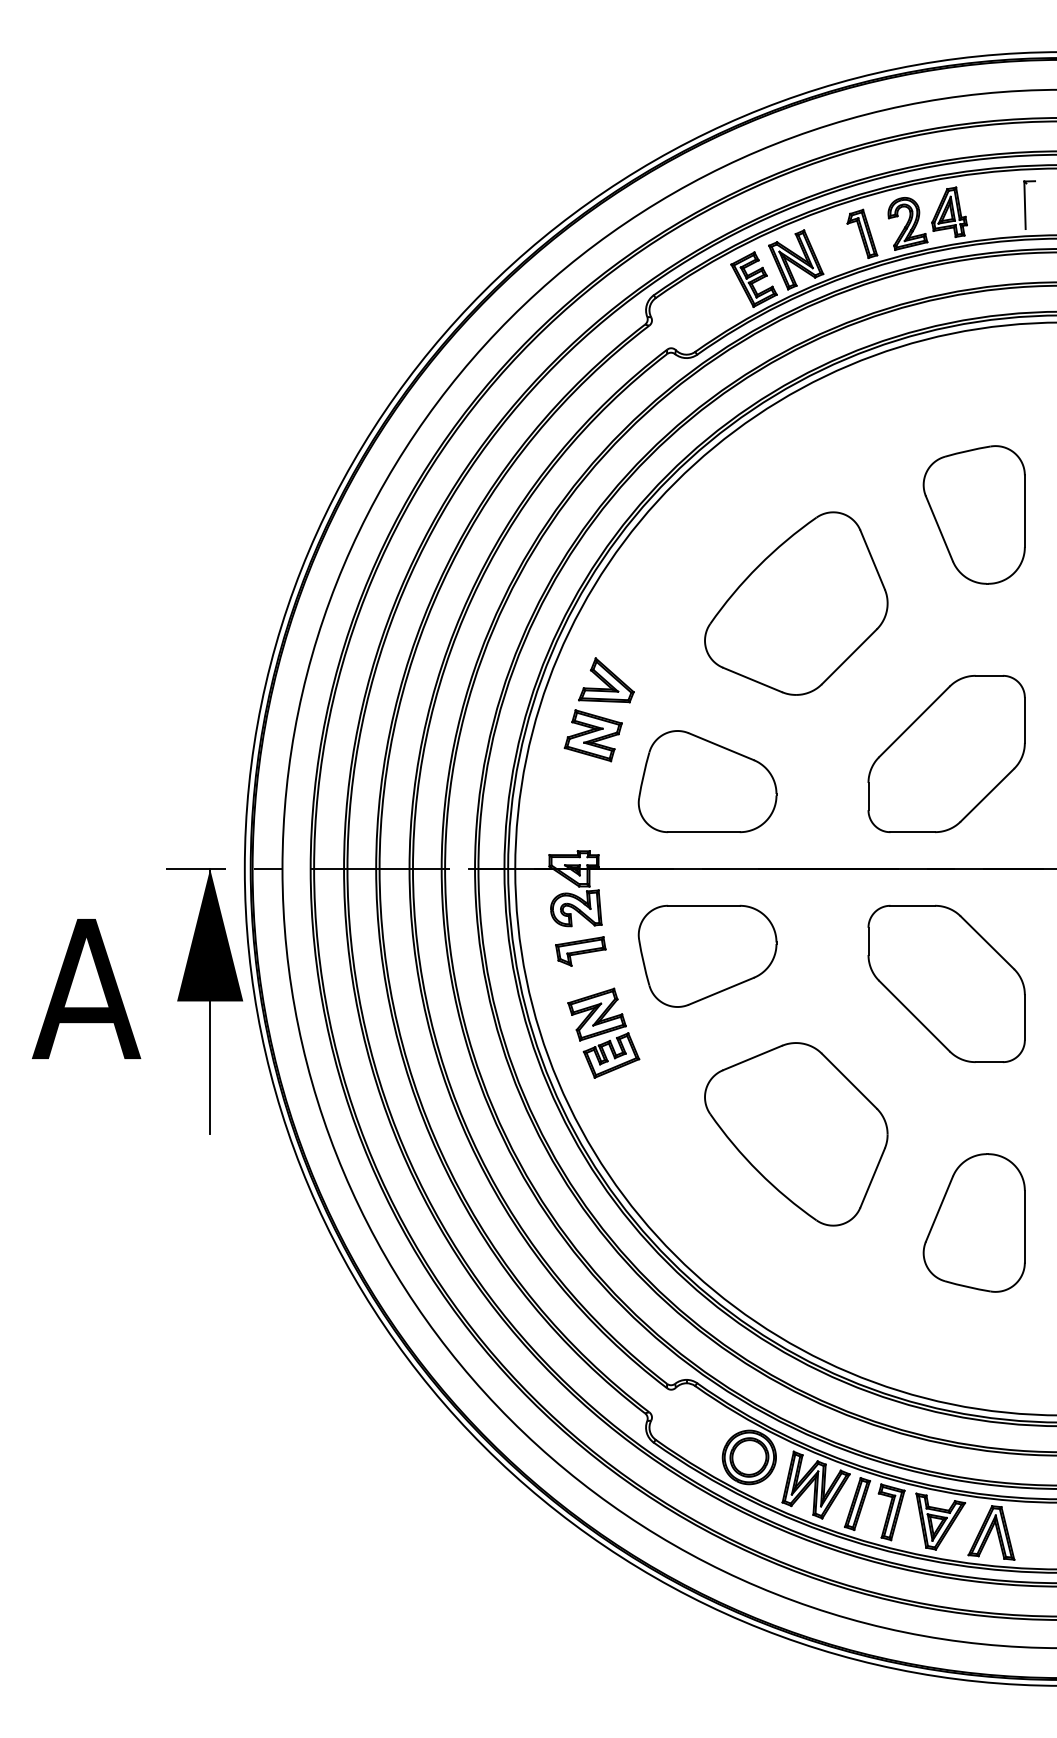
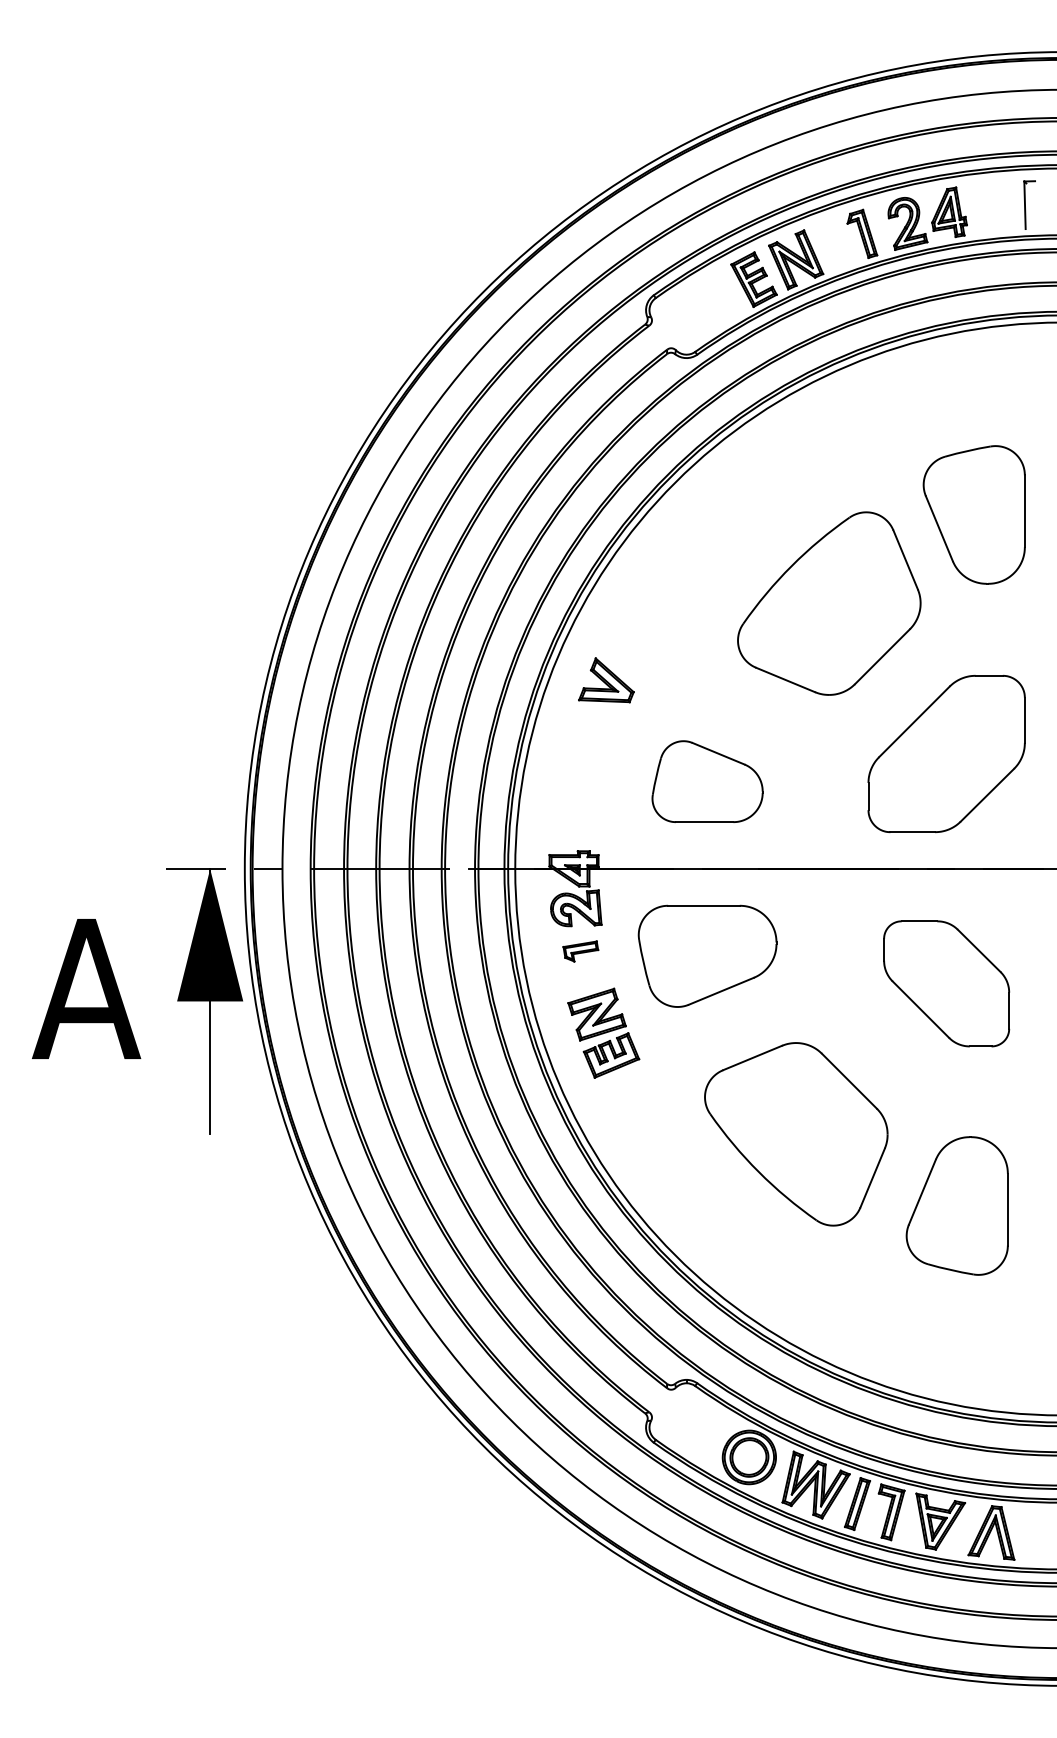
part position: (796, 603) -> (829, 603) (829, 603)
part: present -> none (592, 735)
part size: 141x104 px -> 113x83 px (707, 781)
part size: 52x31 px -> 38x23 px (580, 951)
part size: 159x159 px -> 128x128 px (946, 983)
part position: (973, 1222) -> (956, 1205) (956, 1205)
